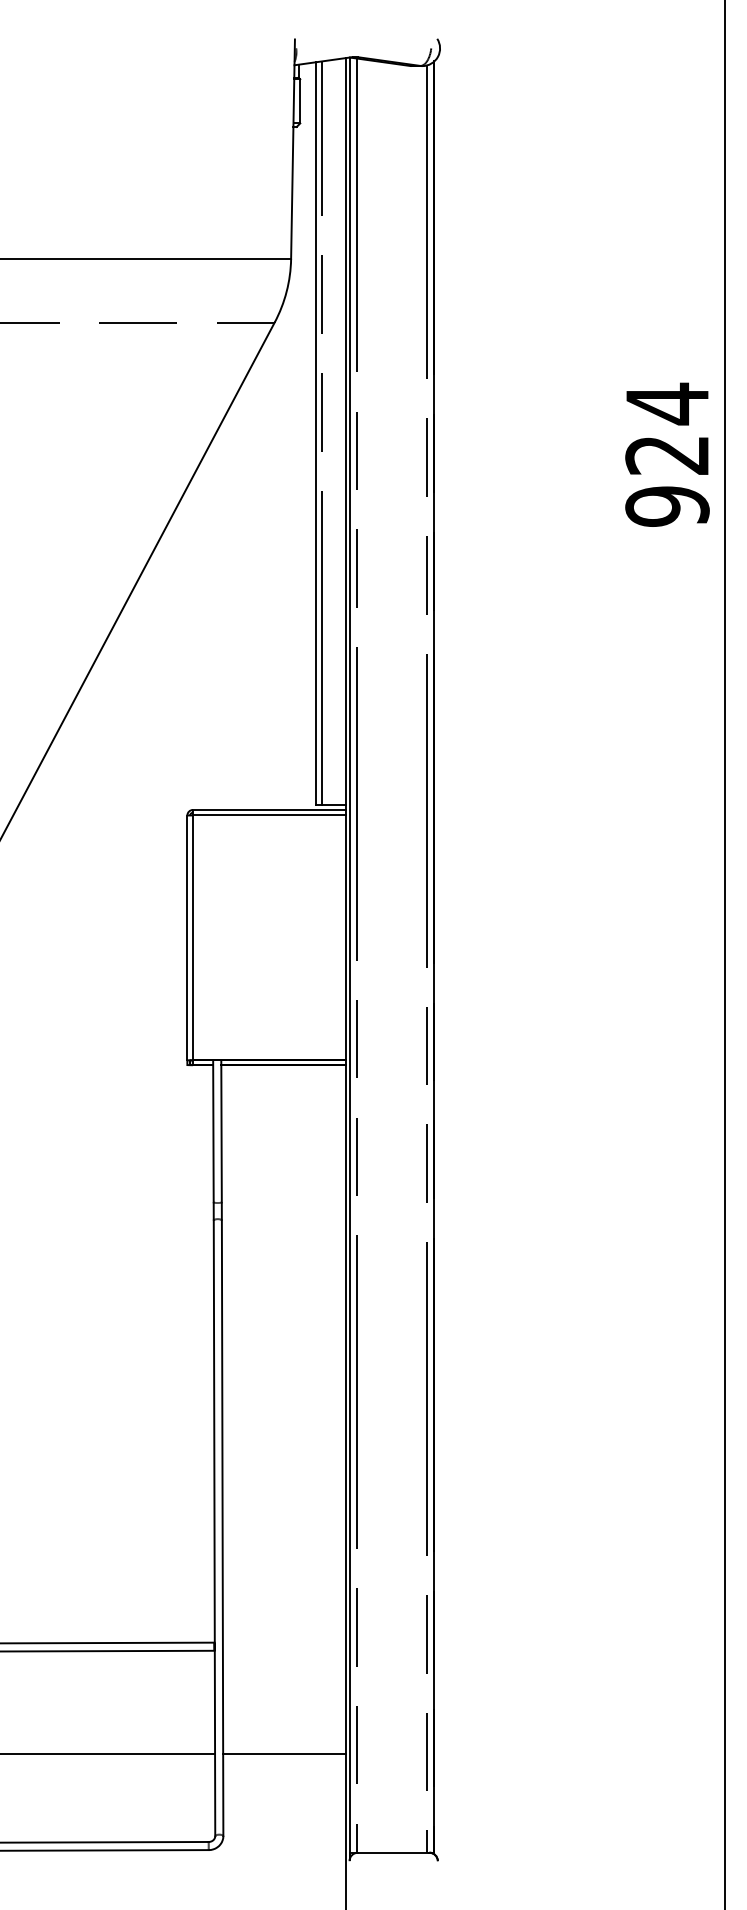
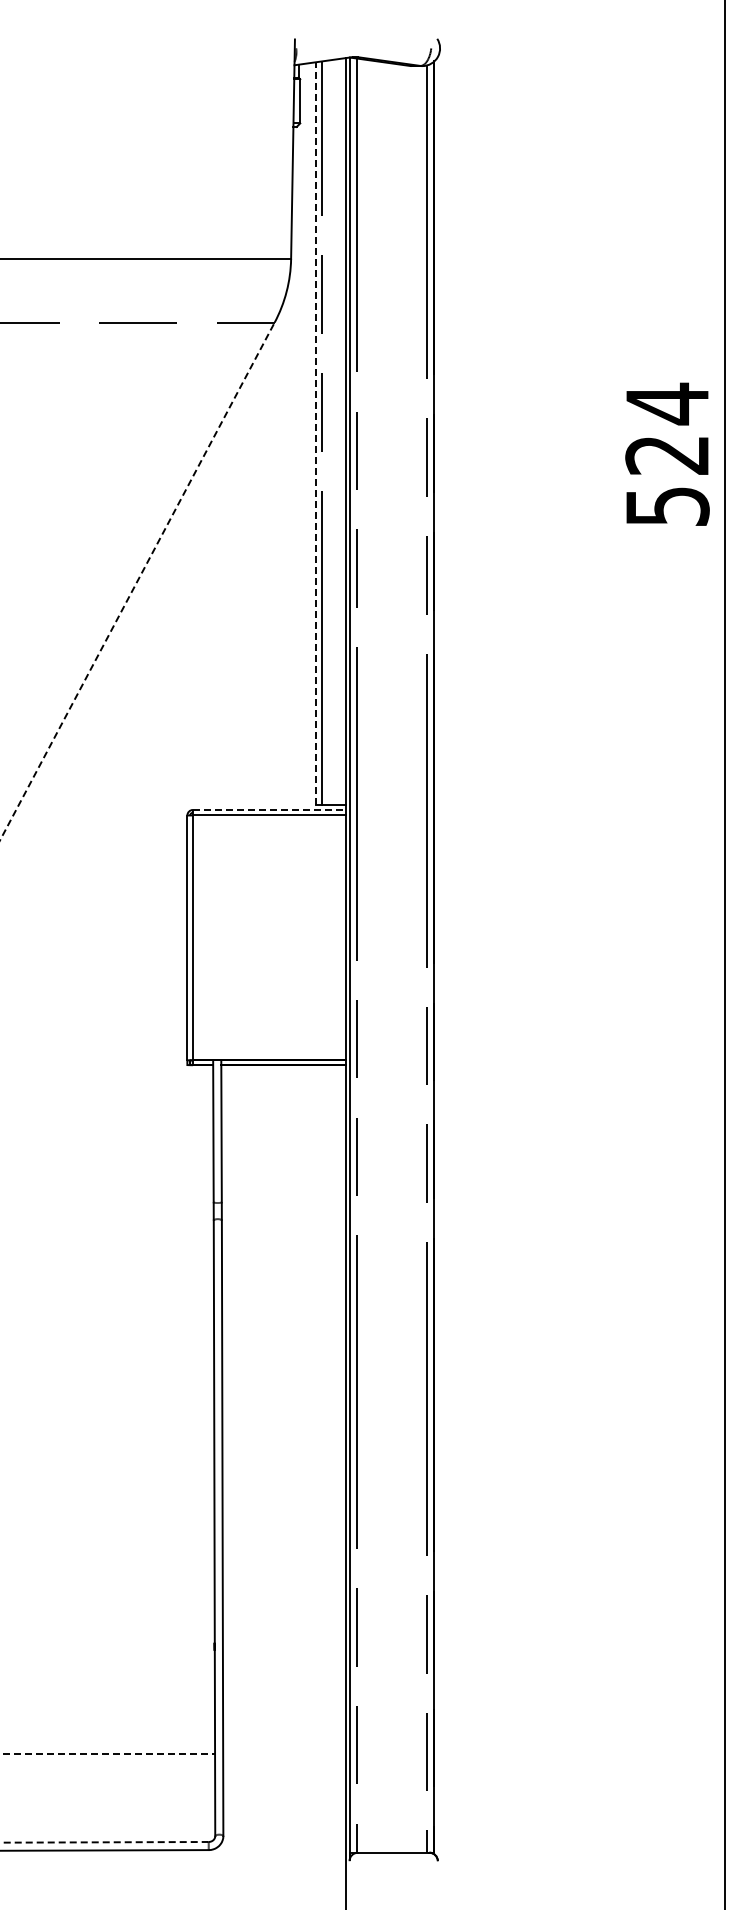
line: solid -> dashed (316, 432)
text: 924 -> 524 (667, 506)
line: solid -> dashed (137, 581)
line: solid -> dashed (269, 810)
line: present -> none (108, 1642)
line: present -> none (108, 1650)
line: solid -> dashed (108, 1753)
line: present -> none (284, 1753)
line: solid -> dashed (104, 1842)
